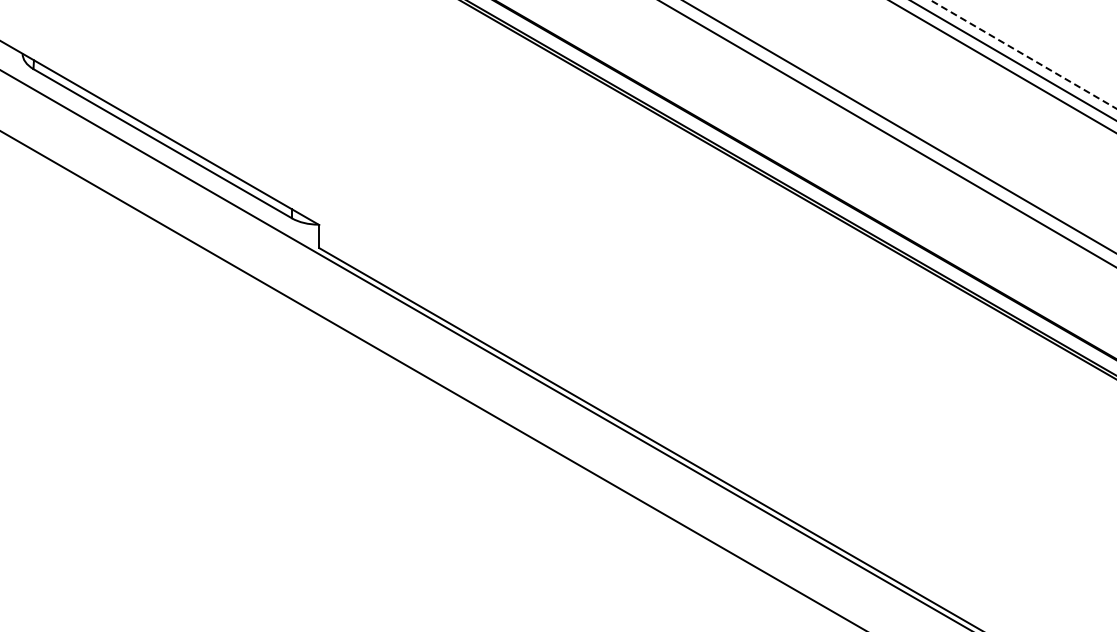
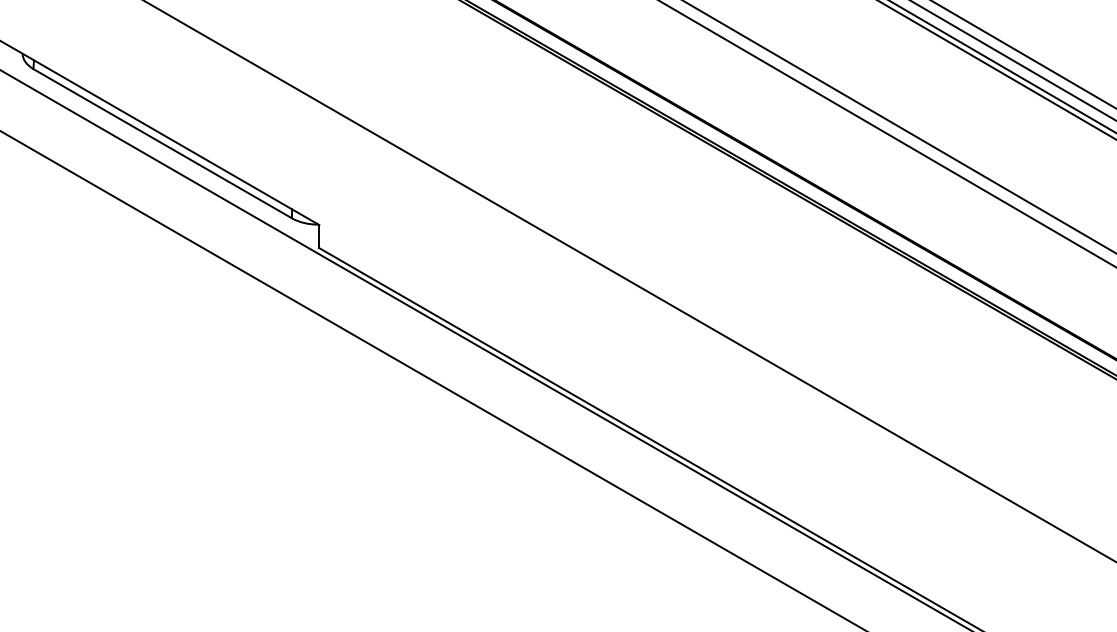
line: dashed -> solid (1023, 54)
line: none -> present (997, 70)
line: none -> present (629, 281)
